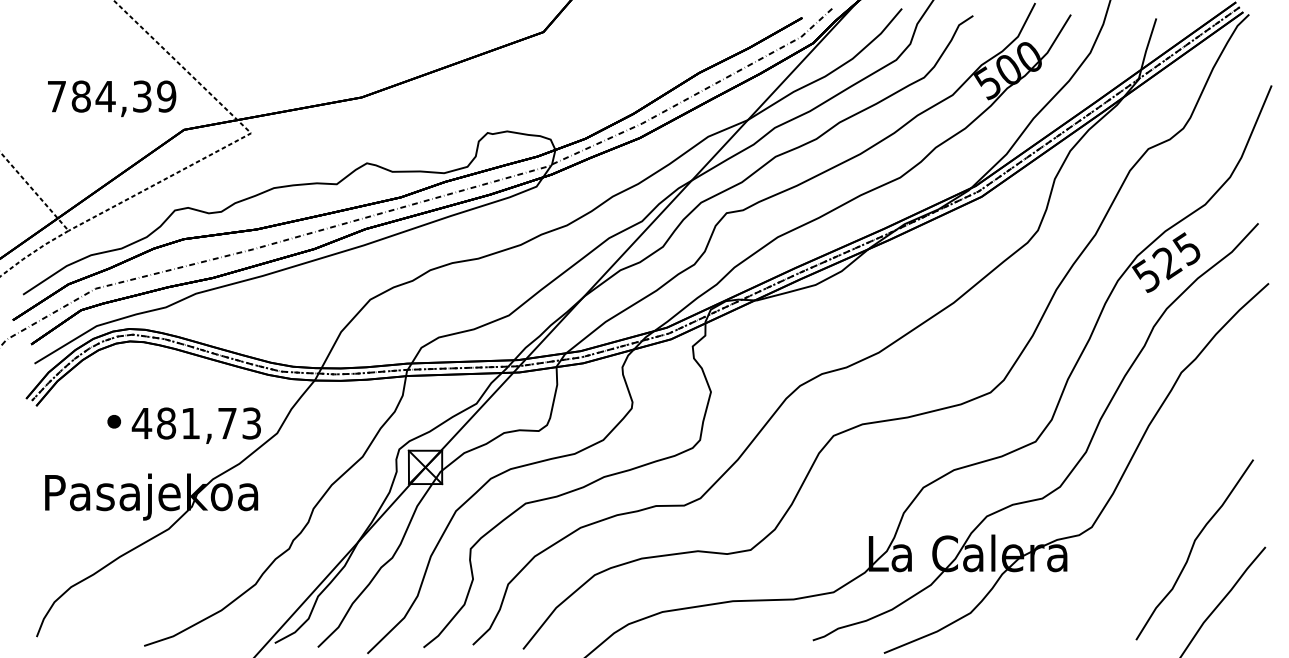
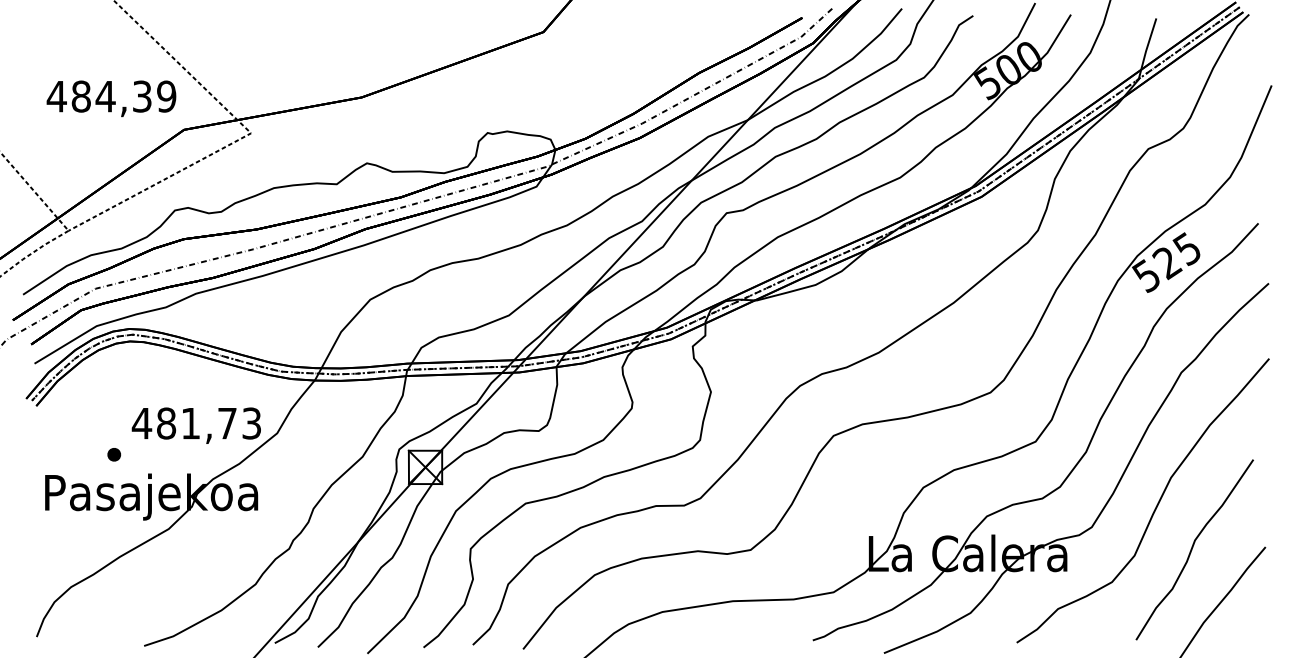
text: 784,39 -> 484,39 (56, 96)
part position: (114, 421) -> (114, 454) (114, 454)
curve: none -> present (1155, 506)
